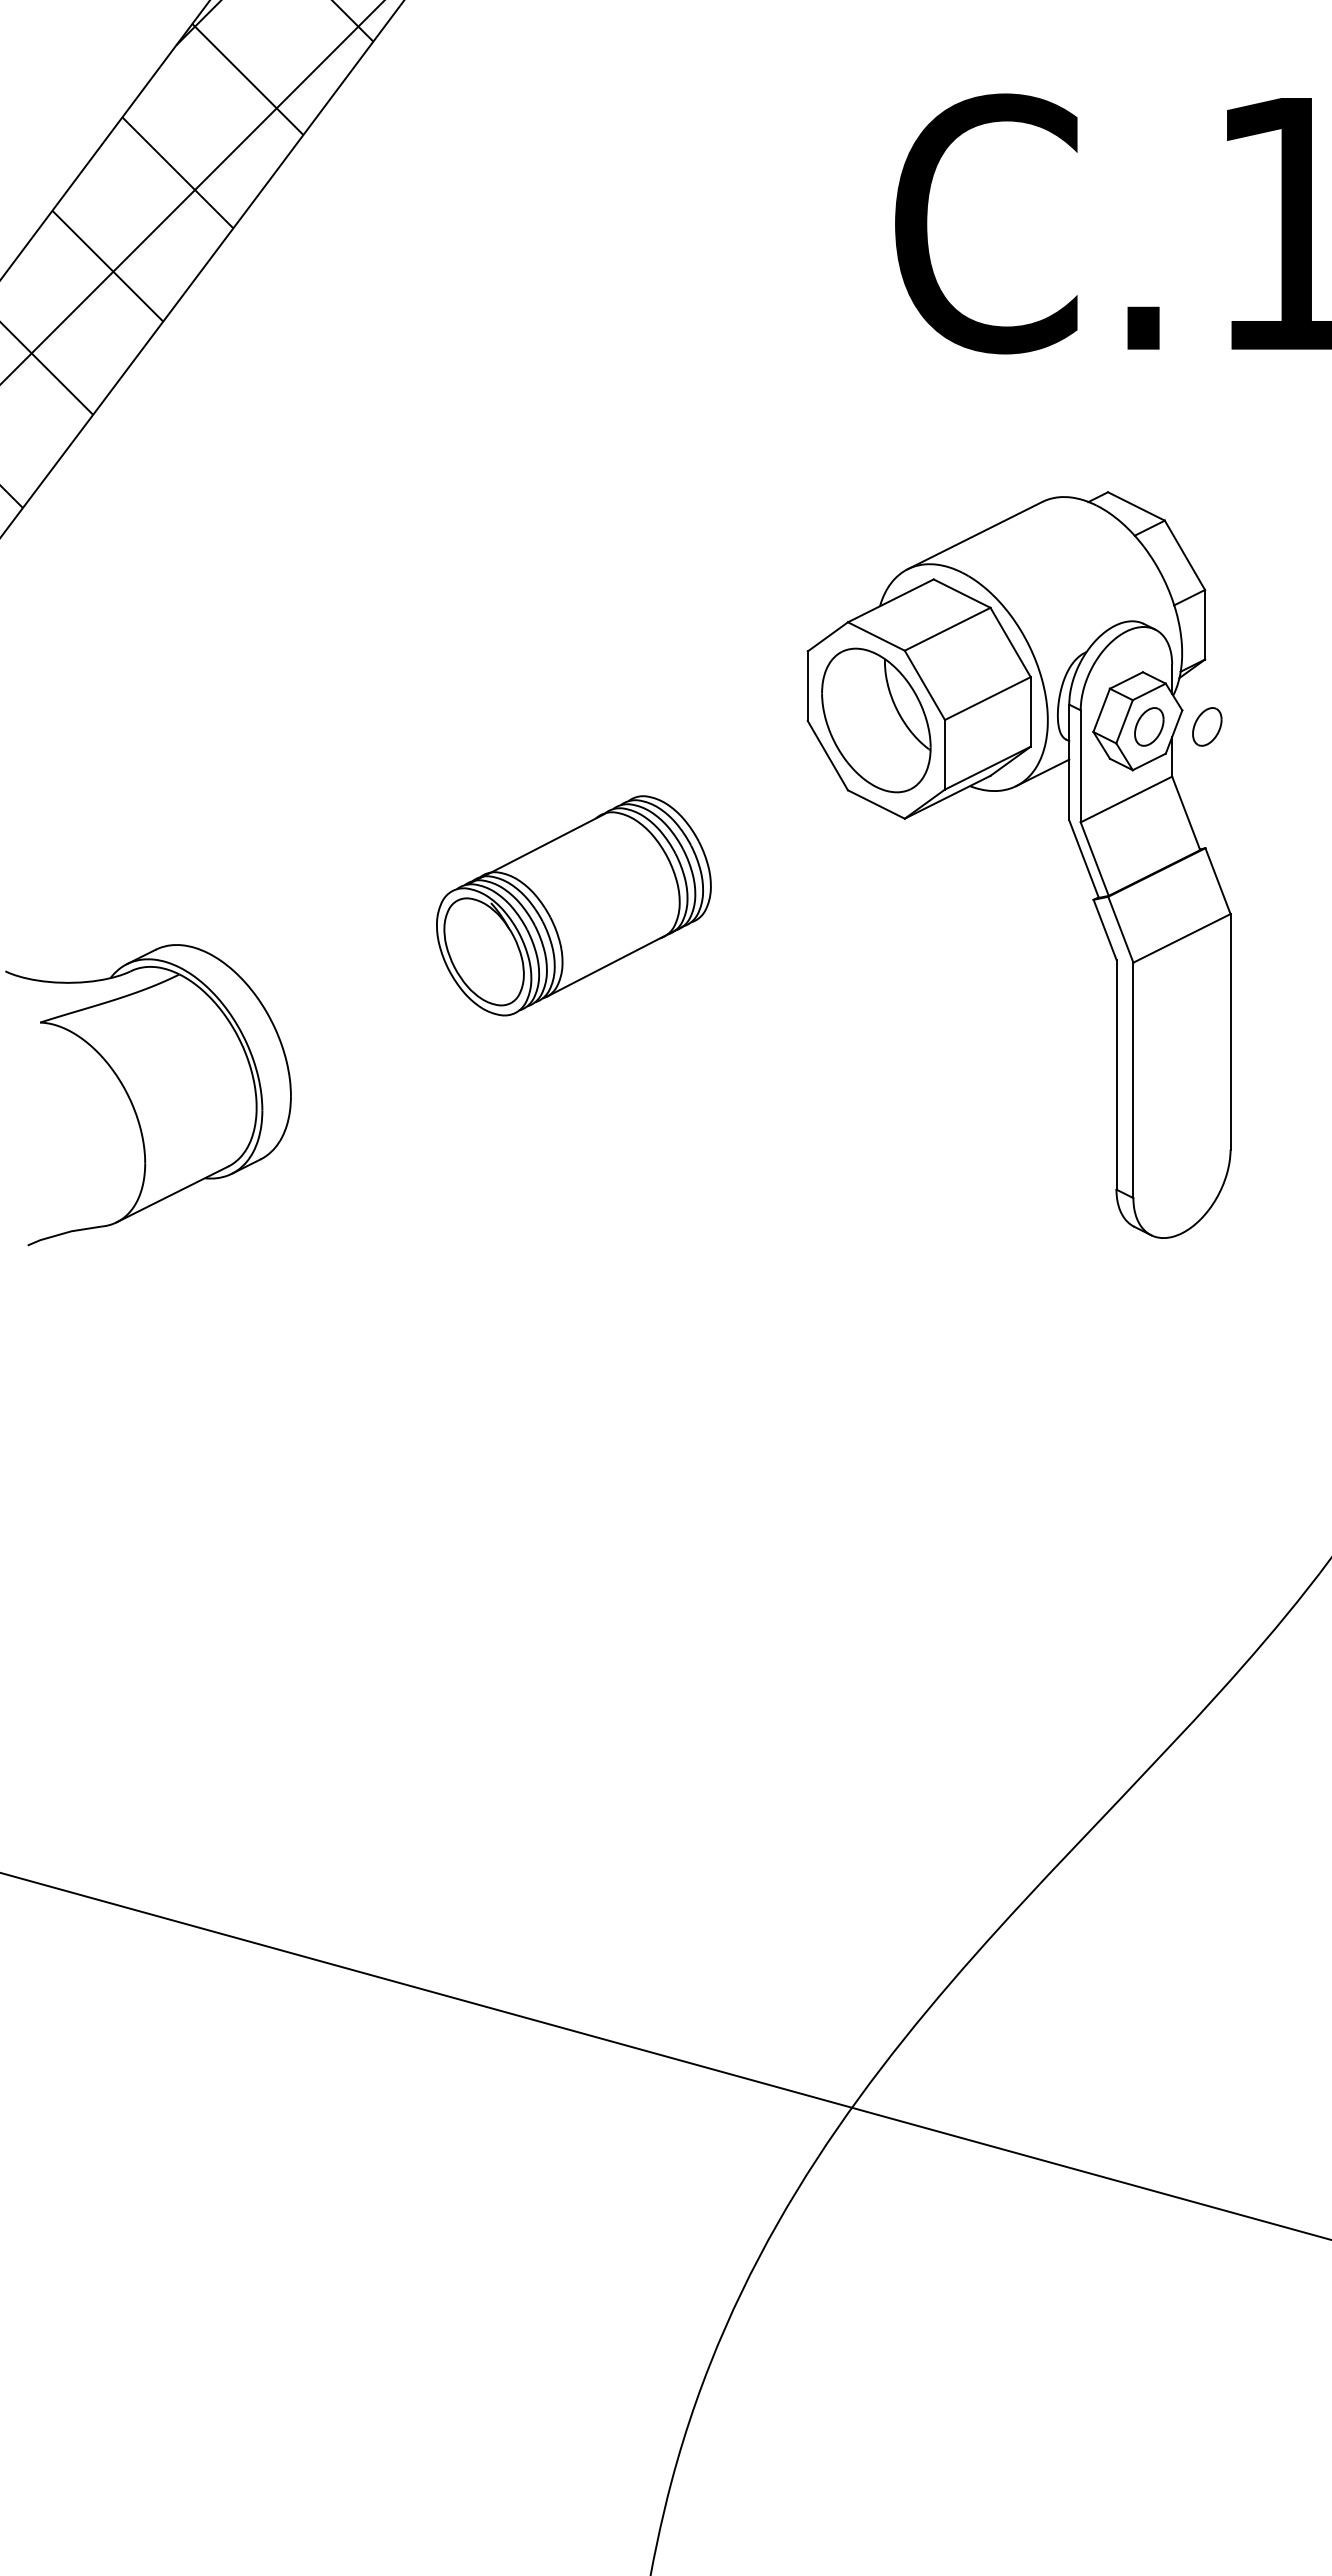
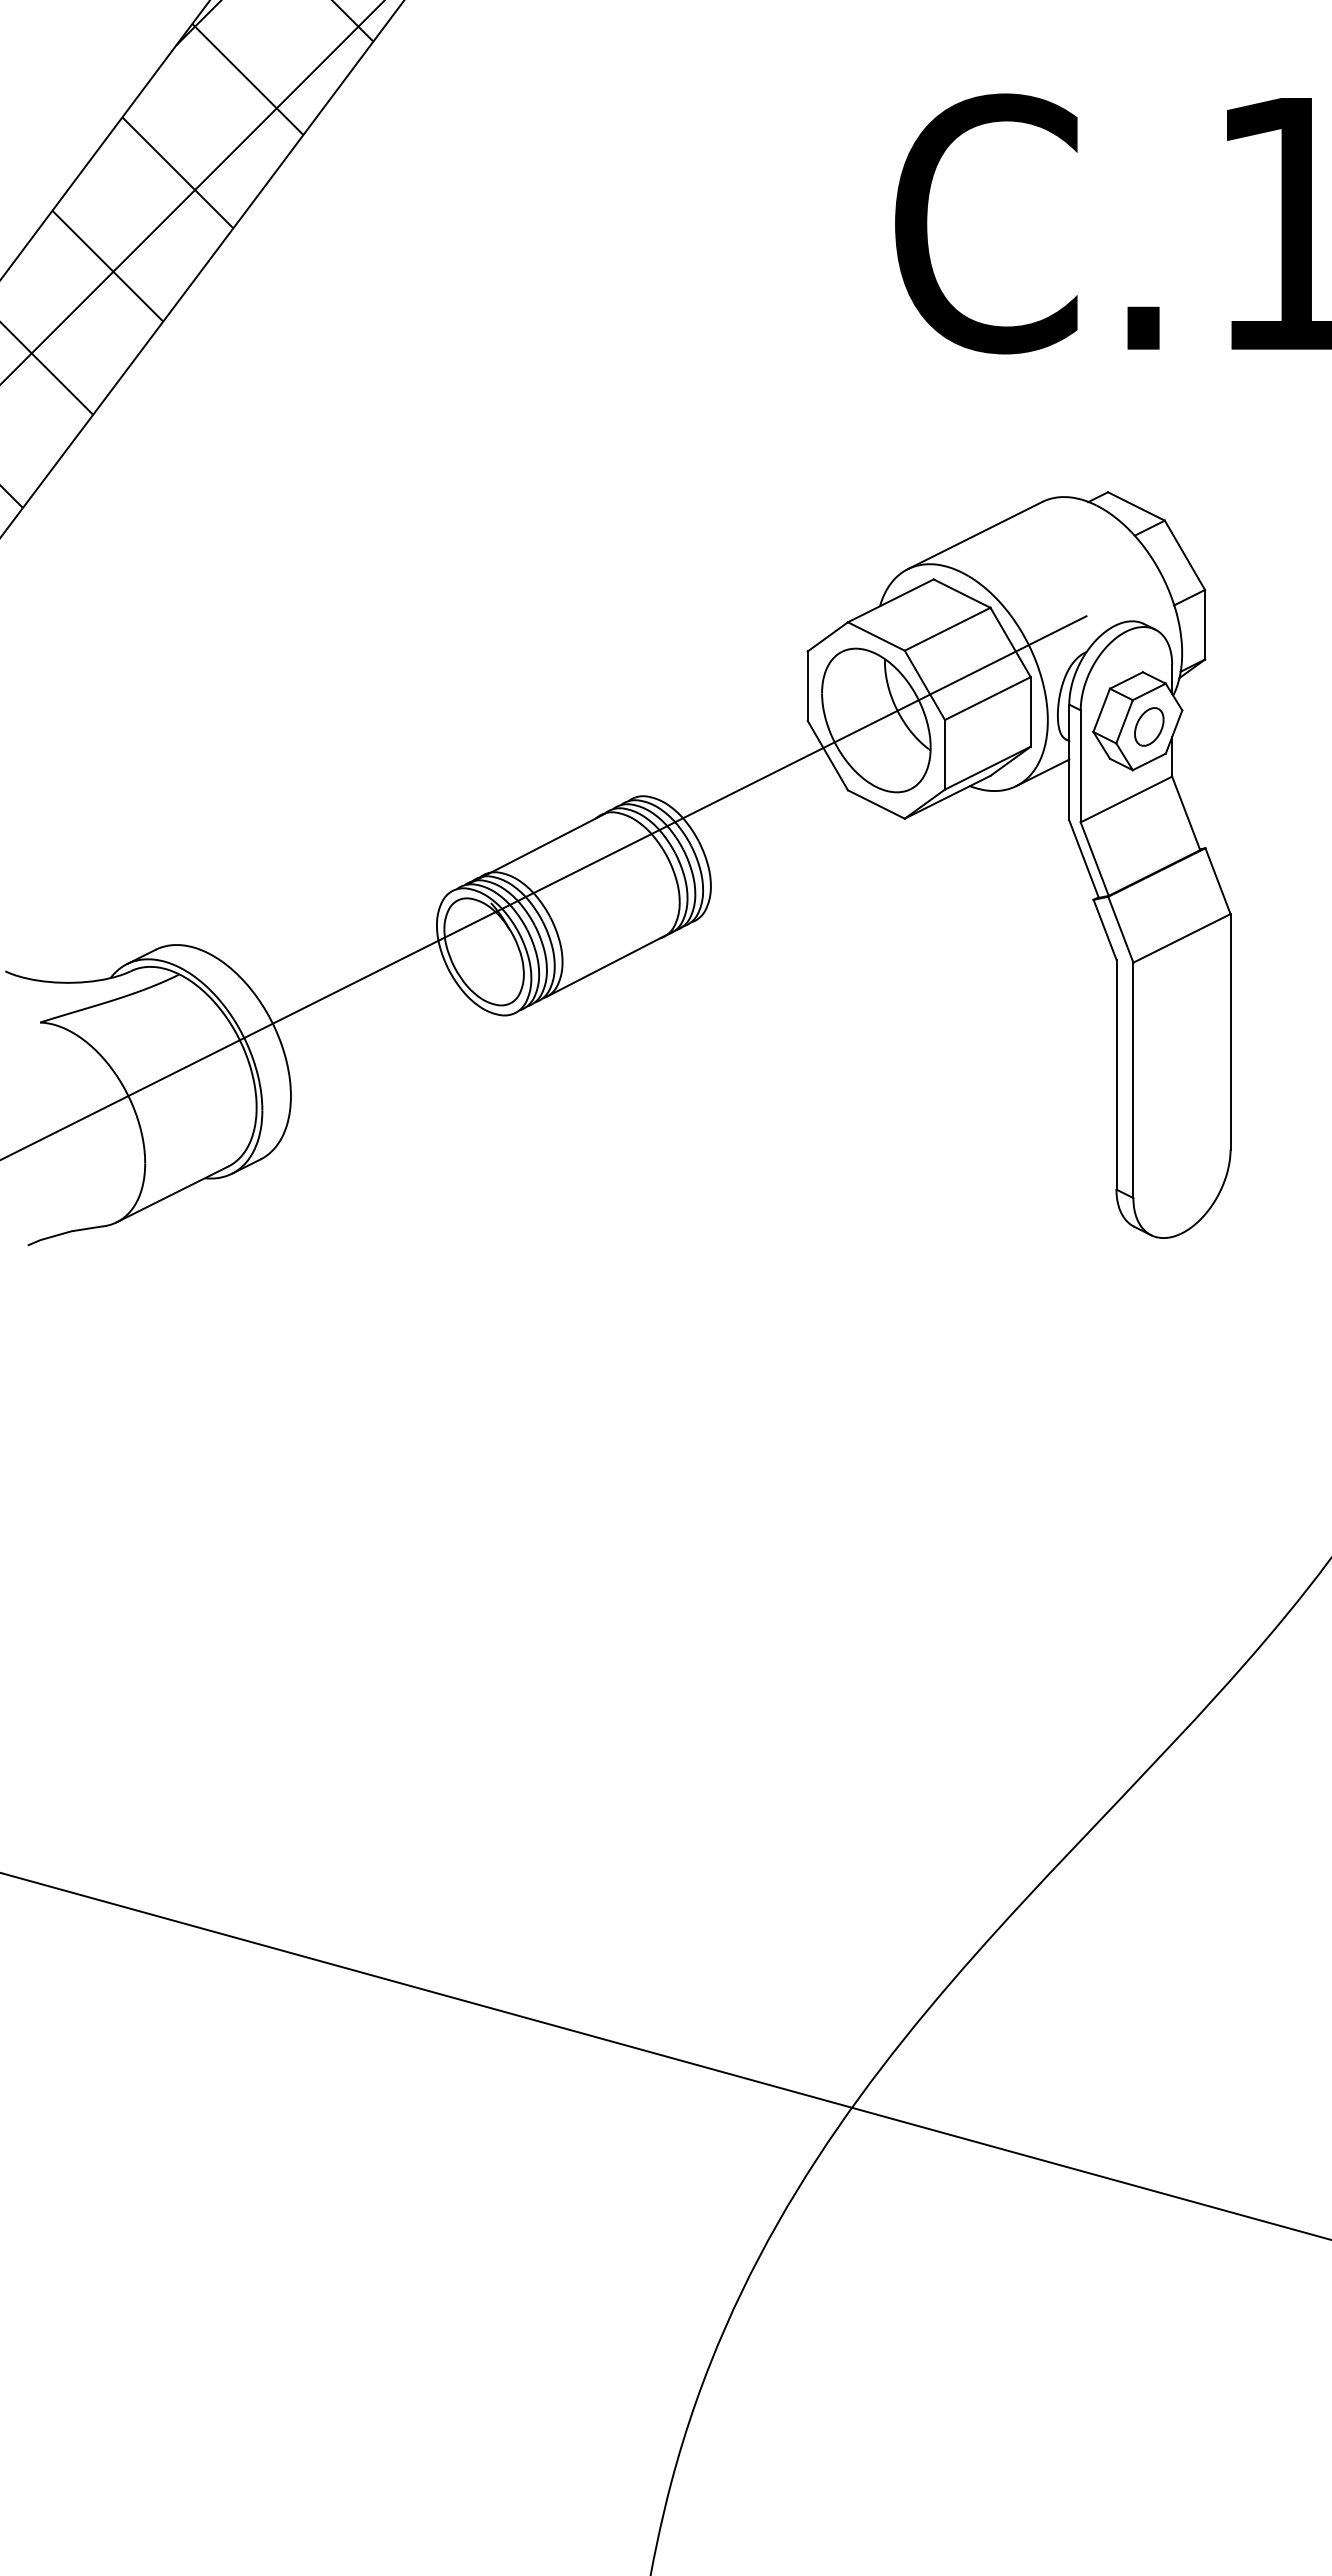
part: present -> none (1207, 726)
line: none -> present (544, 887)
